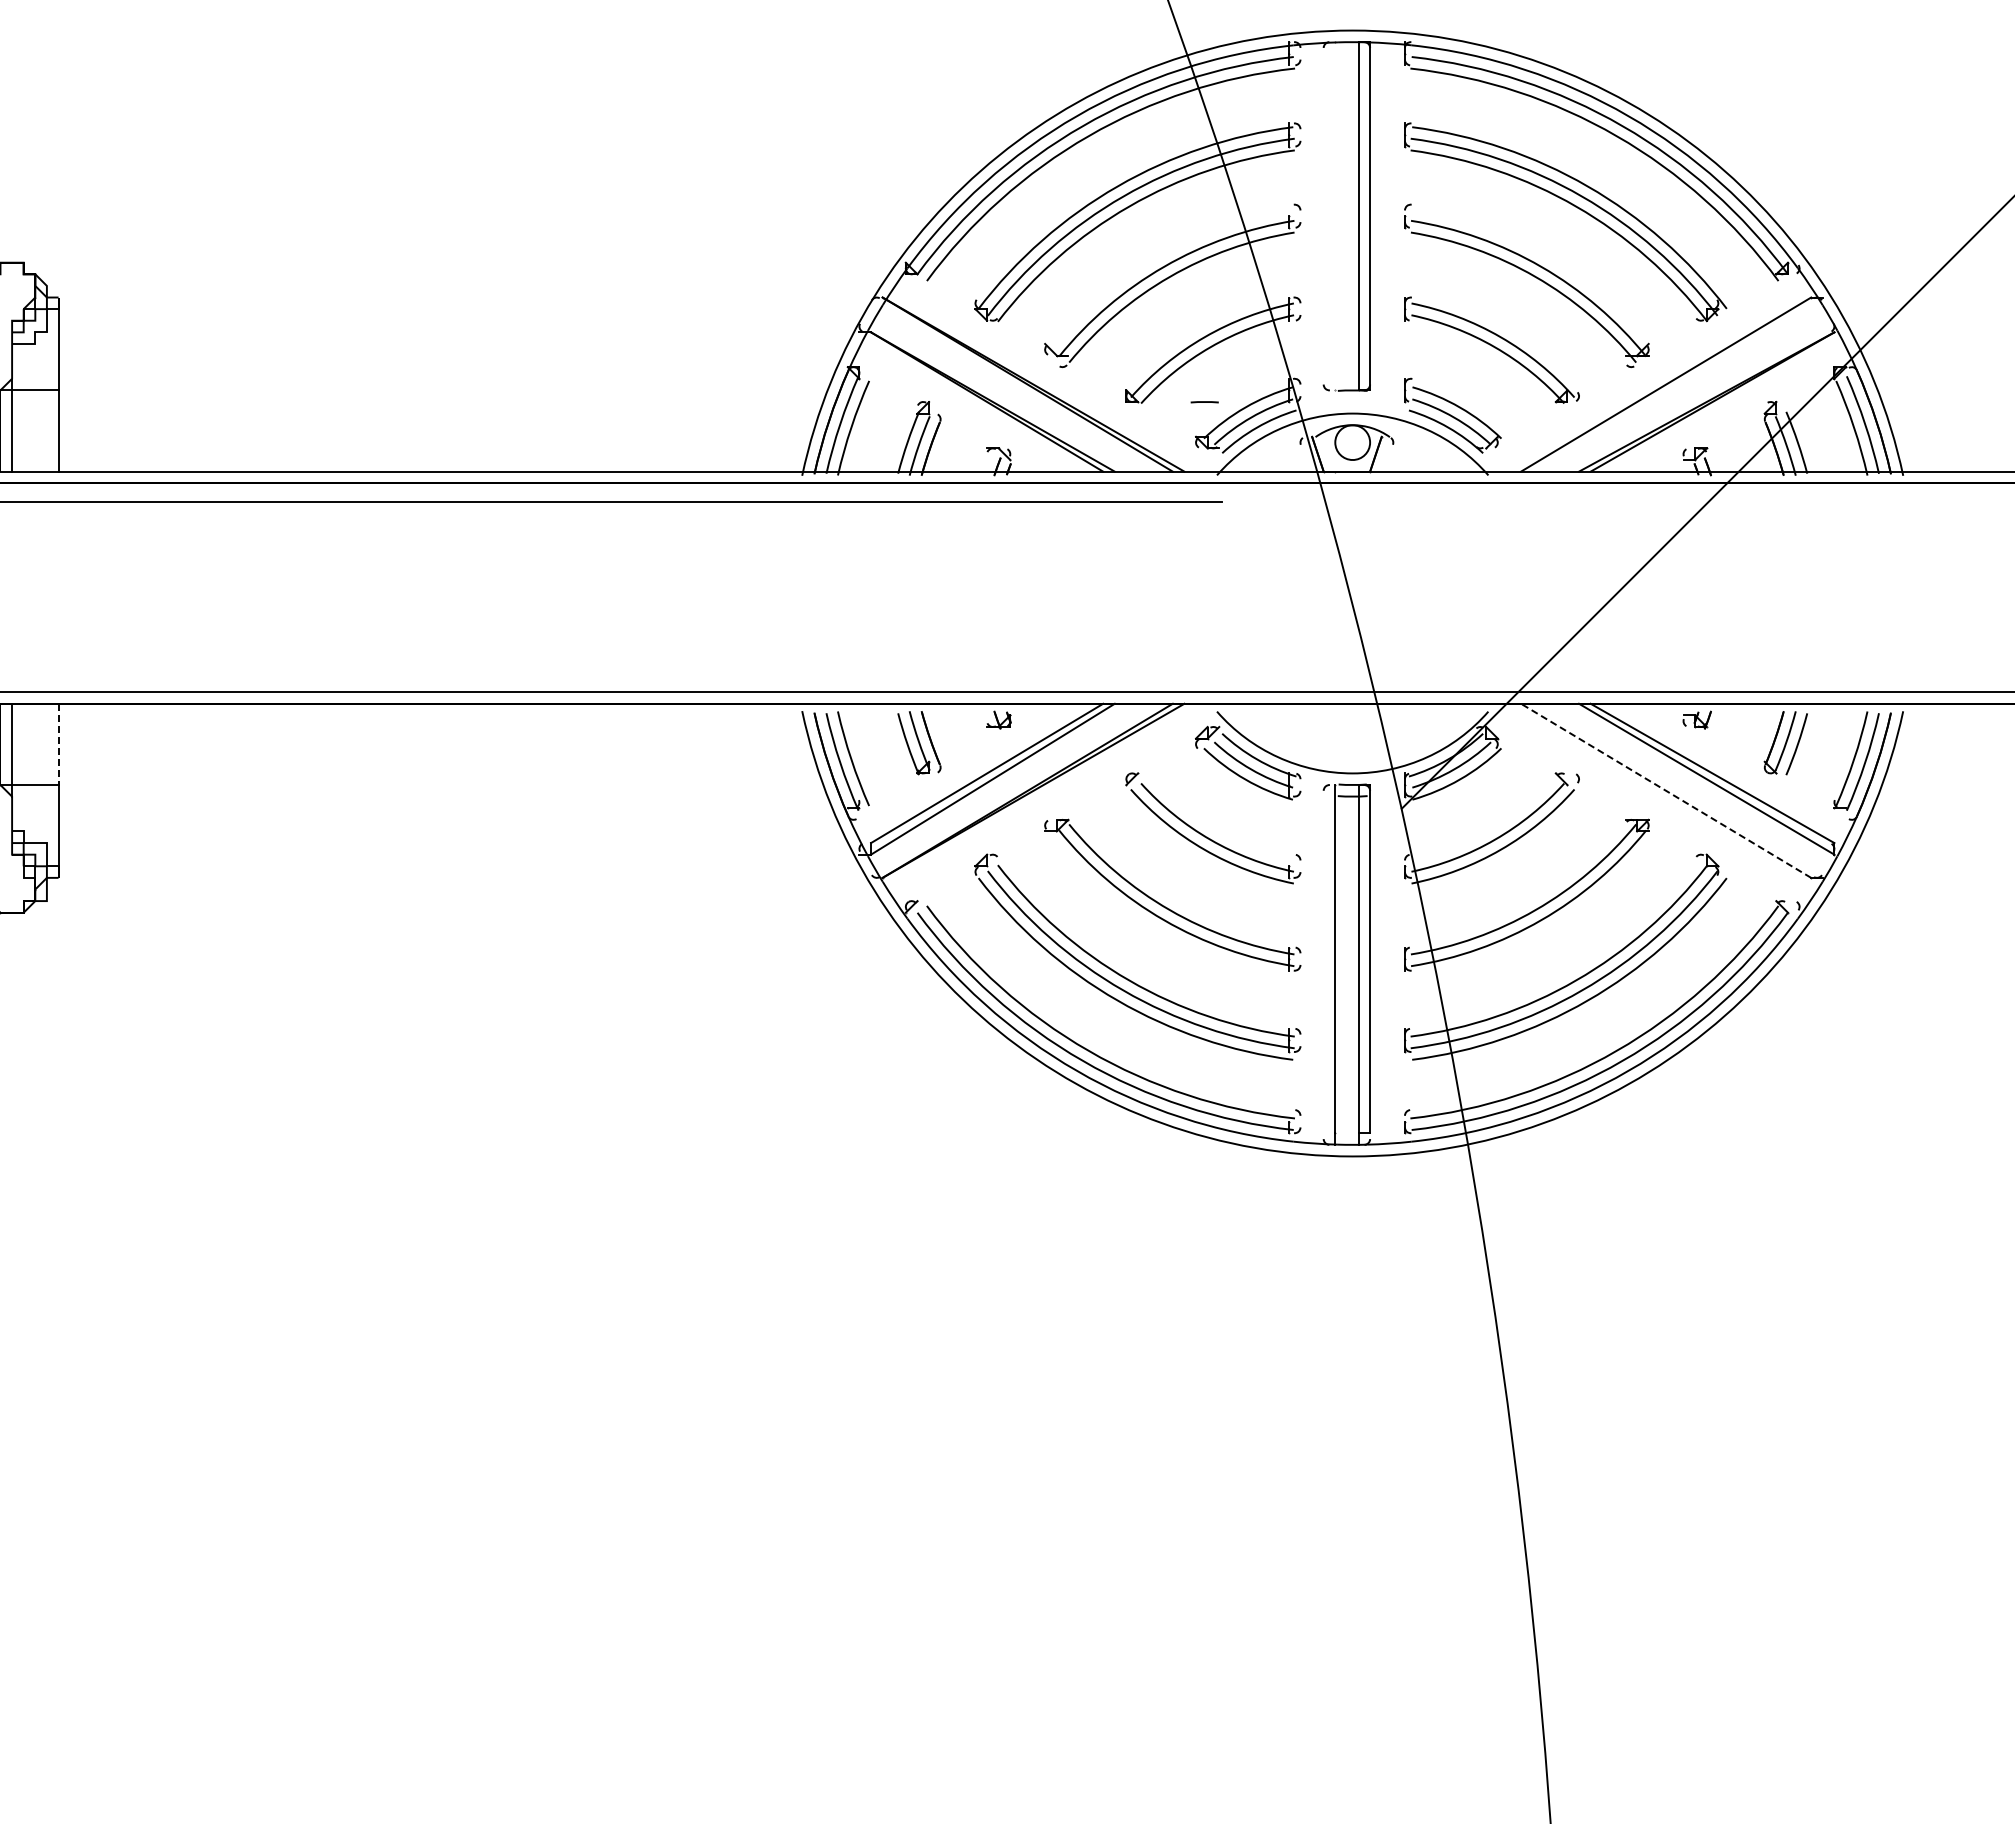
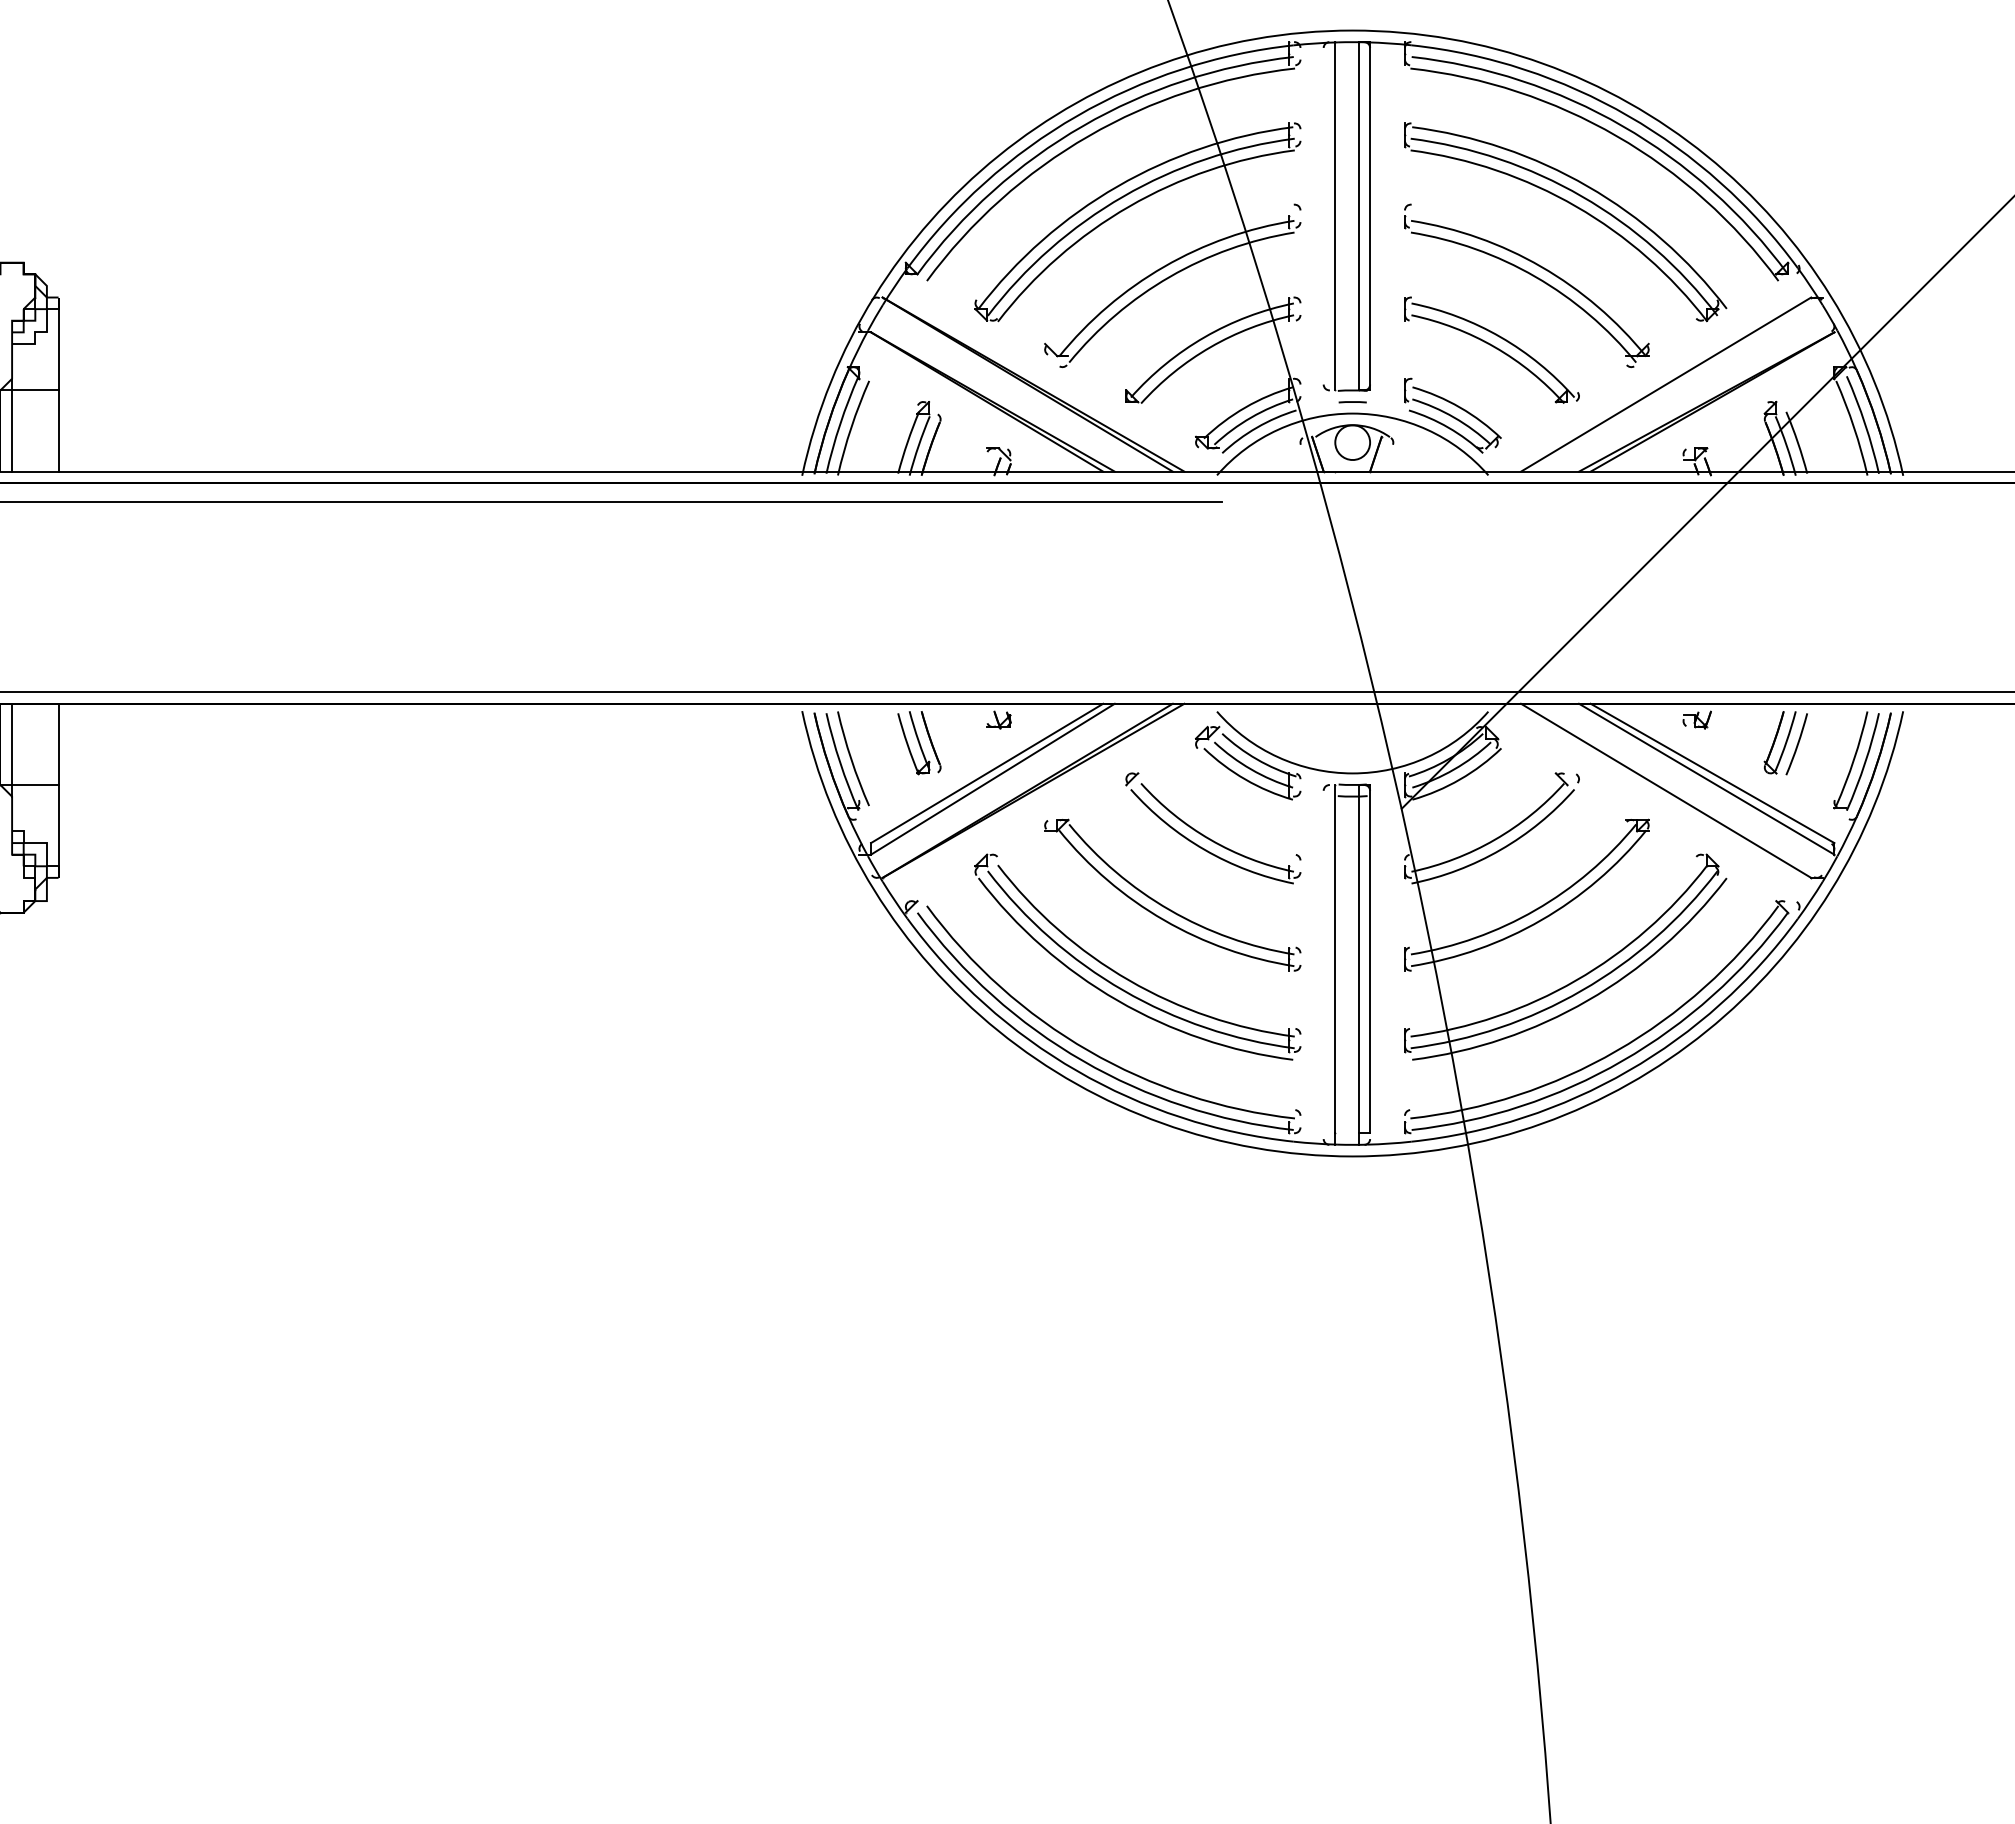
line: none -> present (1335, 216)
line position: (1204, 402) -> (1352, 402) (1352, 402)
line: dashed -> solid (58, 744)
line: dashed -> solid (1665, 790)
